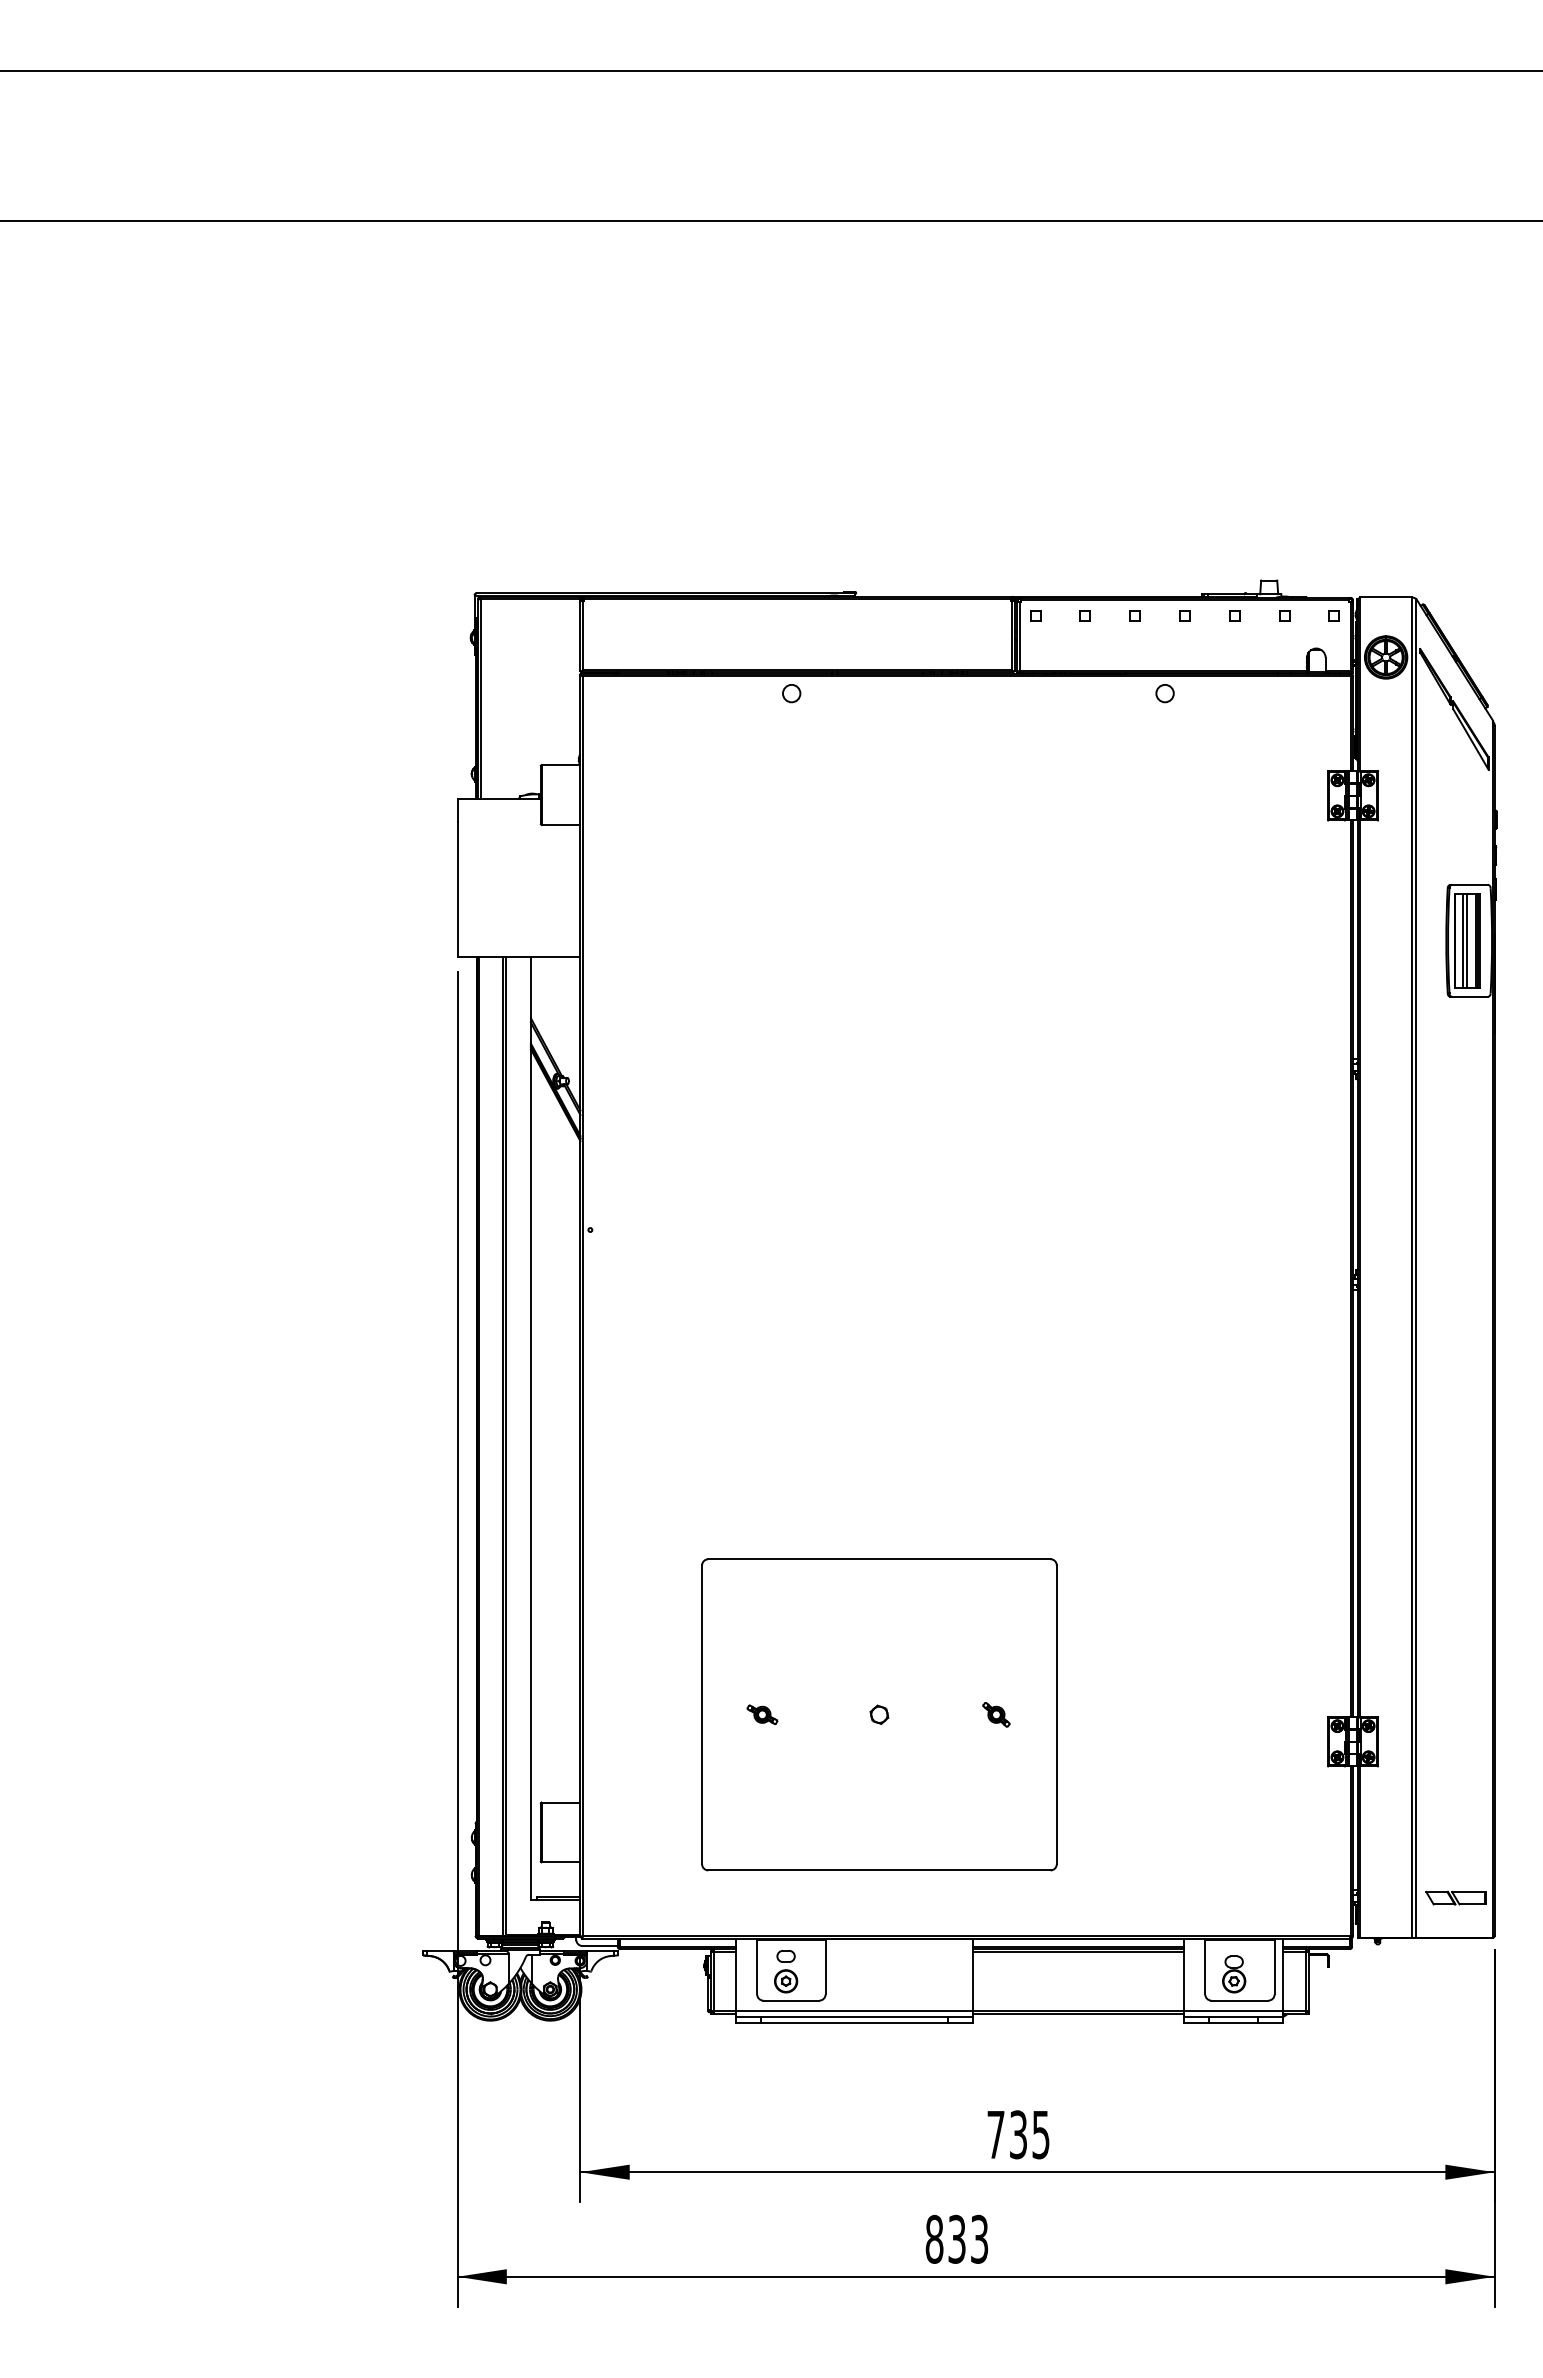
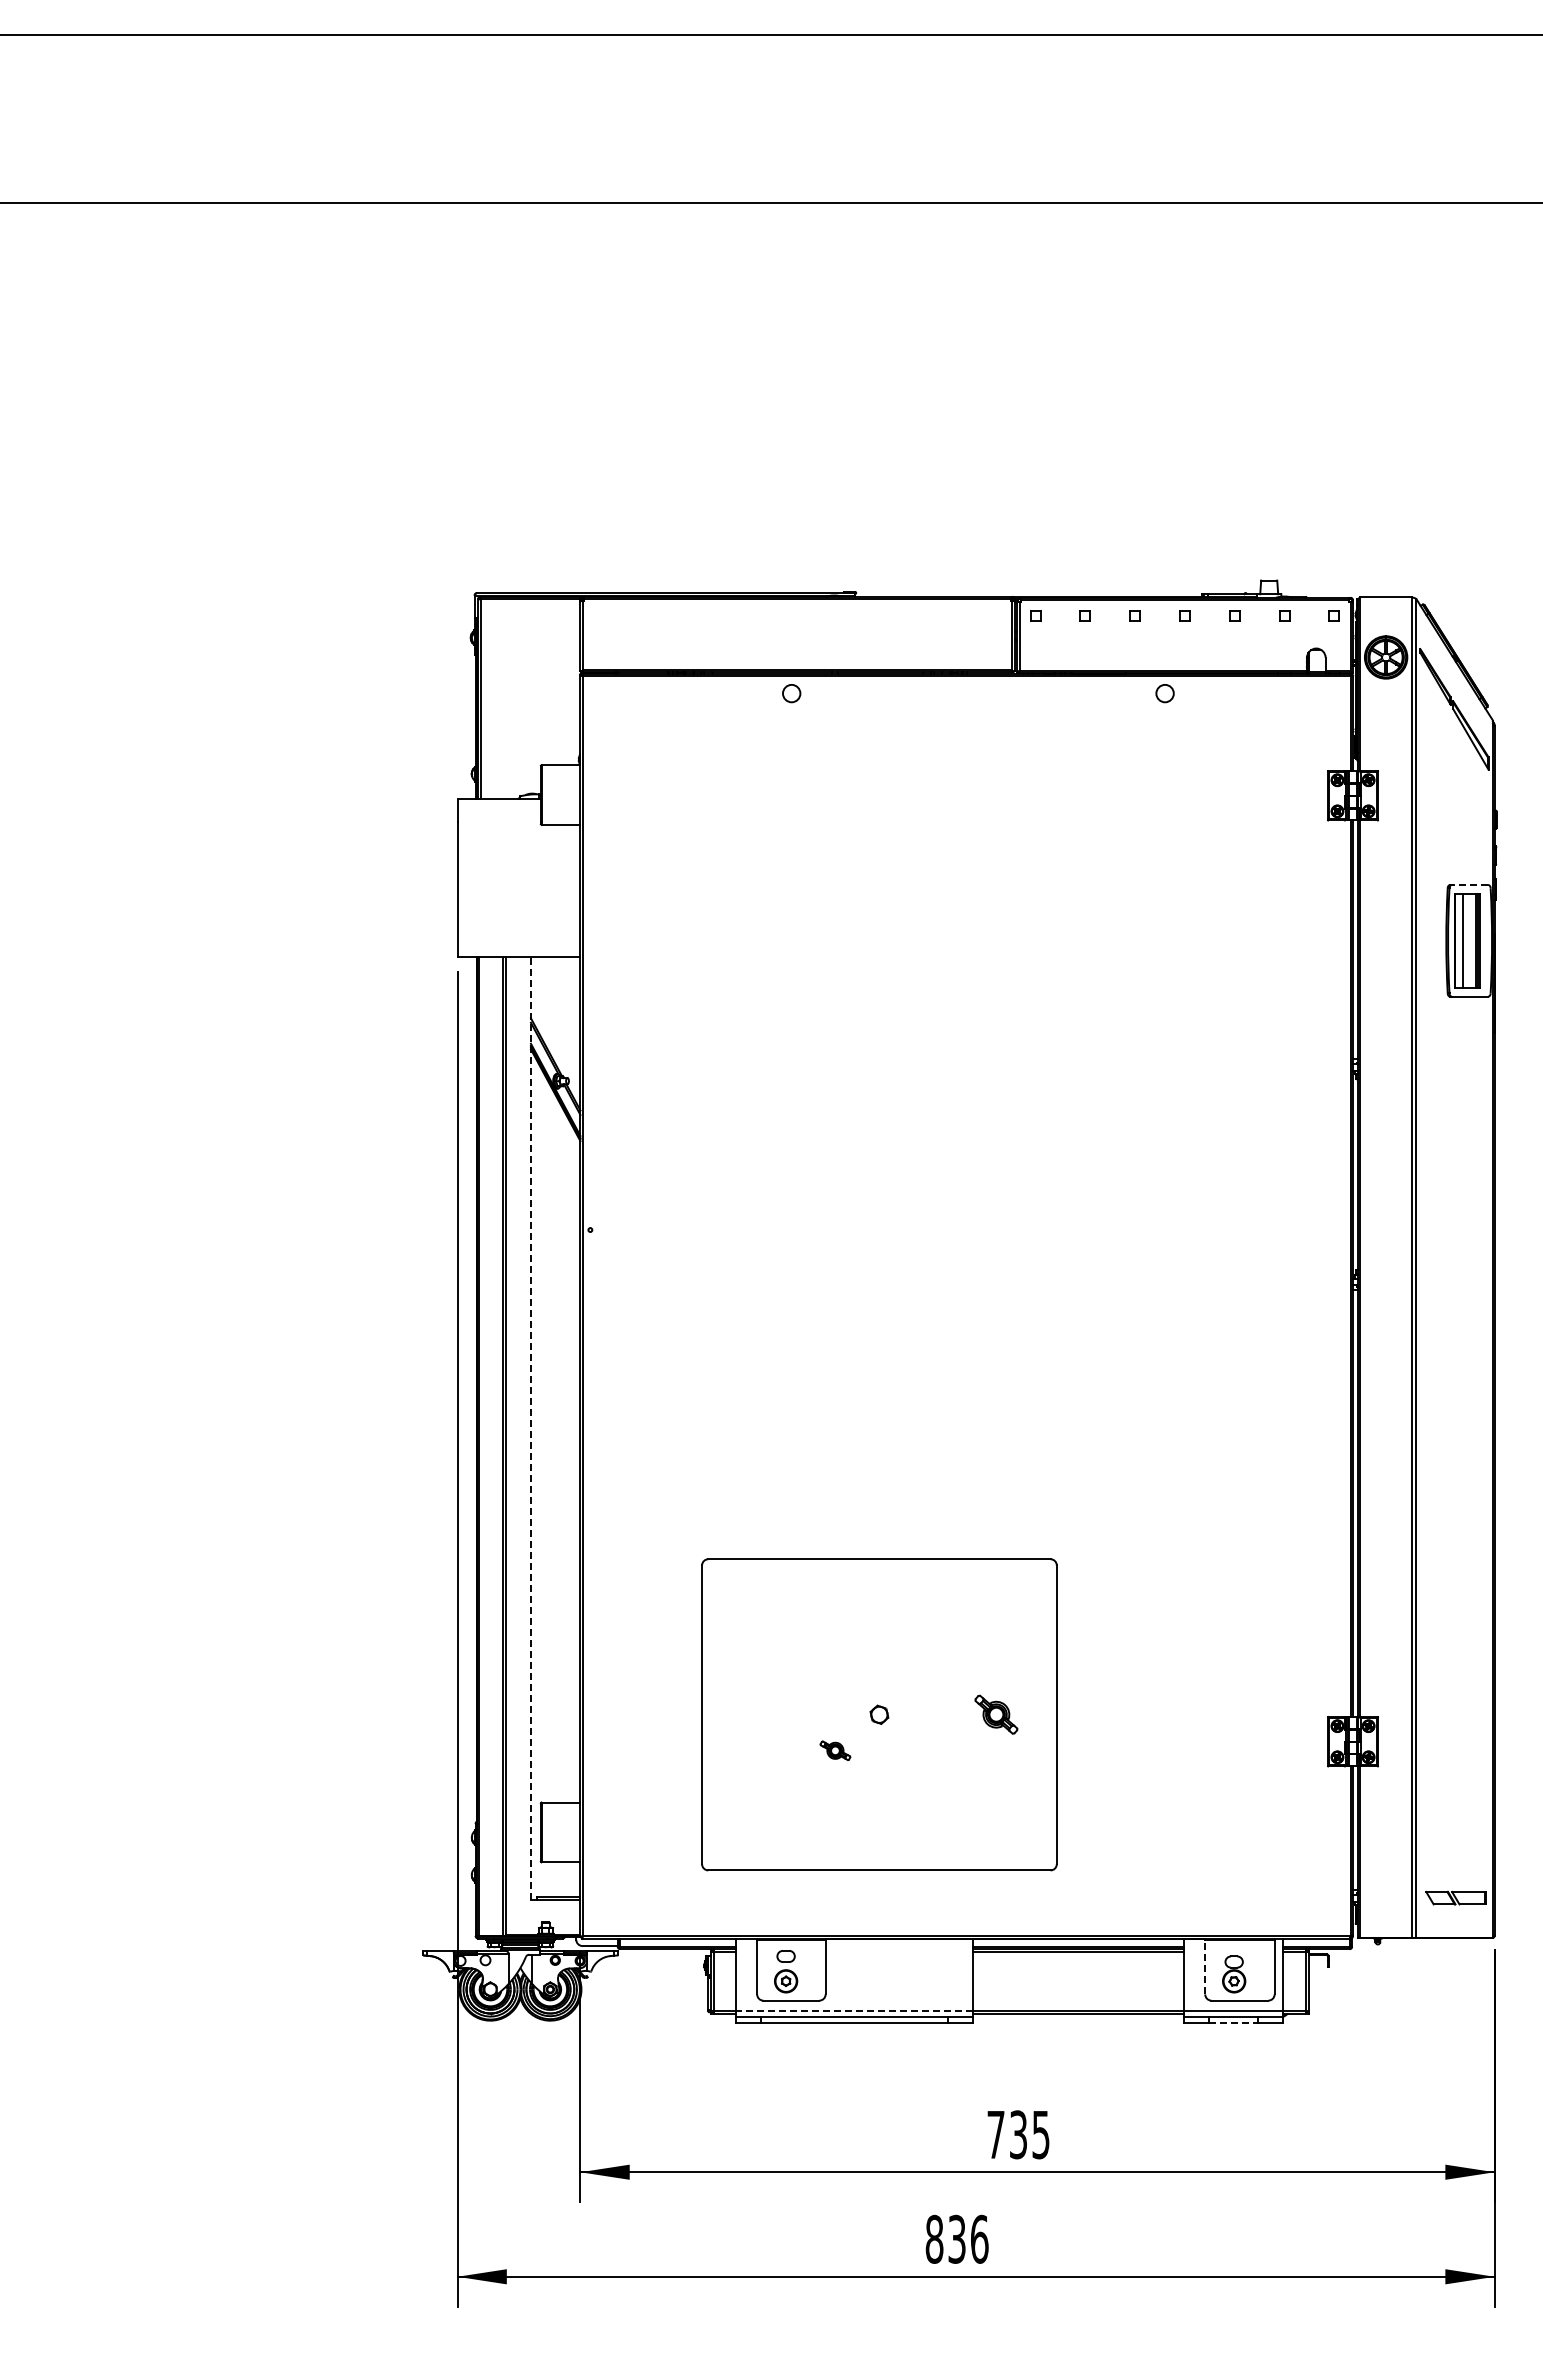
line position: (770, 71) -> (770, 35) (770, 35)
line position: (770, 220) -> (770, 202) (770, 202)
line: solid -> dashed (1470, 884)
line: present -> none (1467, 940)
line: solid -> dashed (530, 1428)
part position: (762, 1714) -> (835, 1750) (835, 1750)
part size: 29x26 px -> 45x41 px (996, 1714)
line: solid -> dashed (1205, 1966)
line: solid -> dashed (854, 2011)
line: solid -> dashed (1234, 2022)
text: 833 -> 836 (979, 2238)
